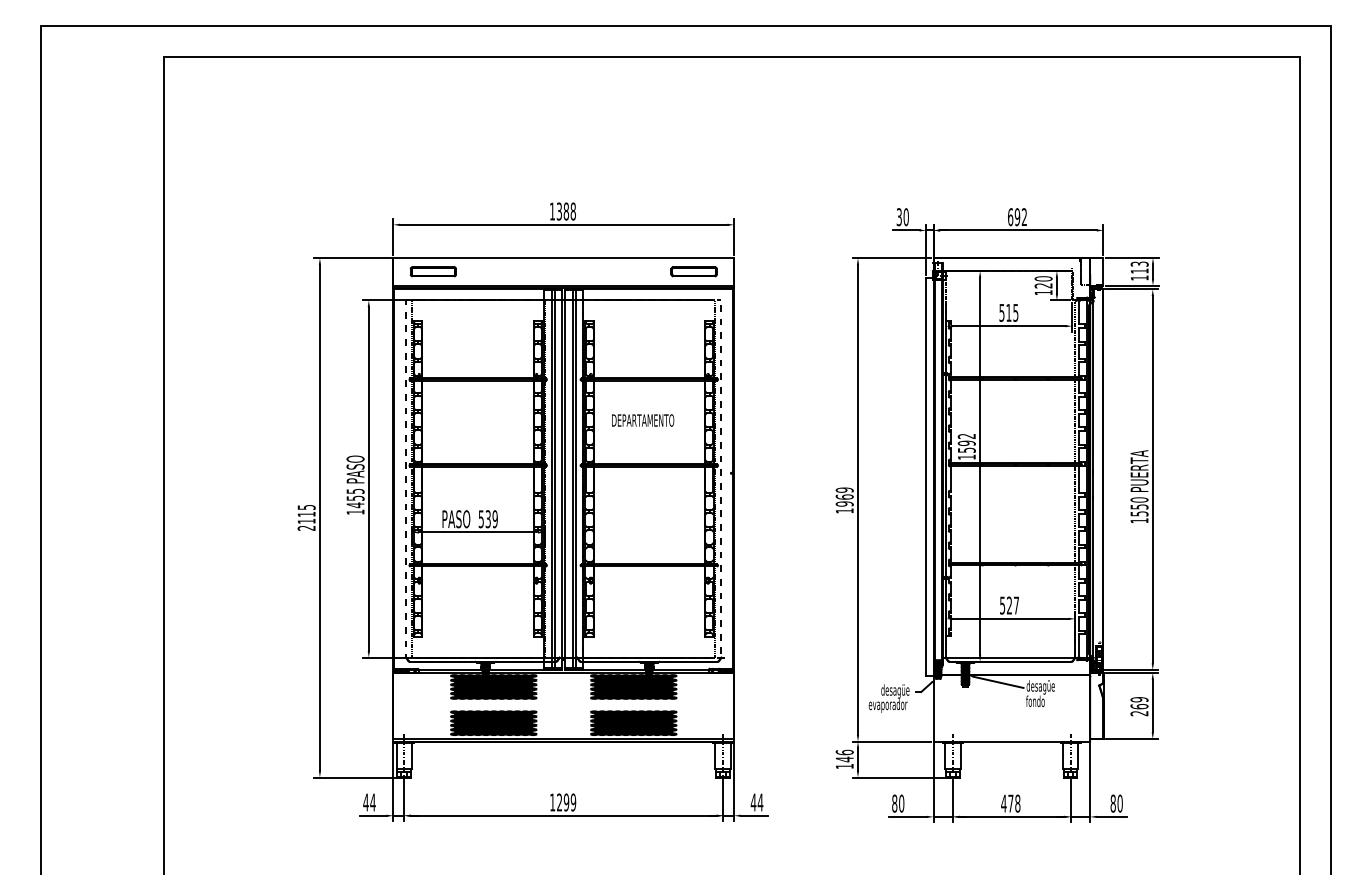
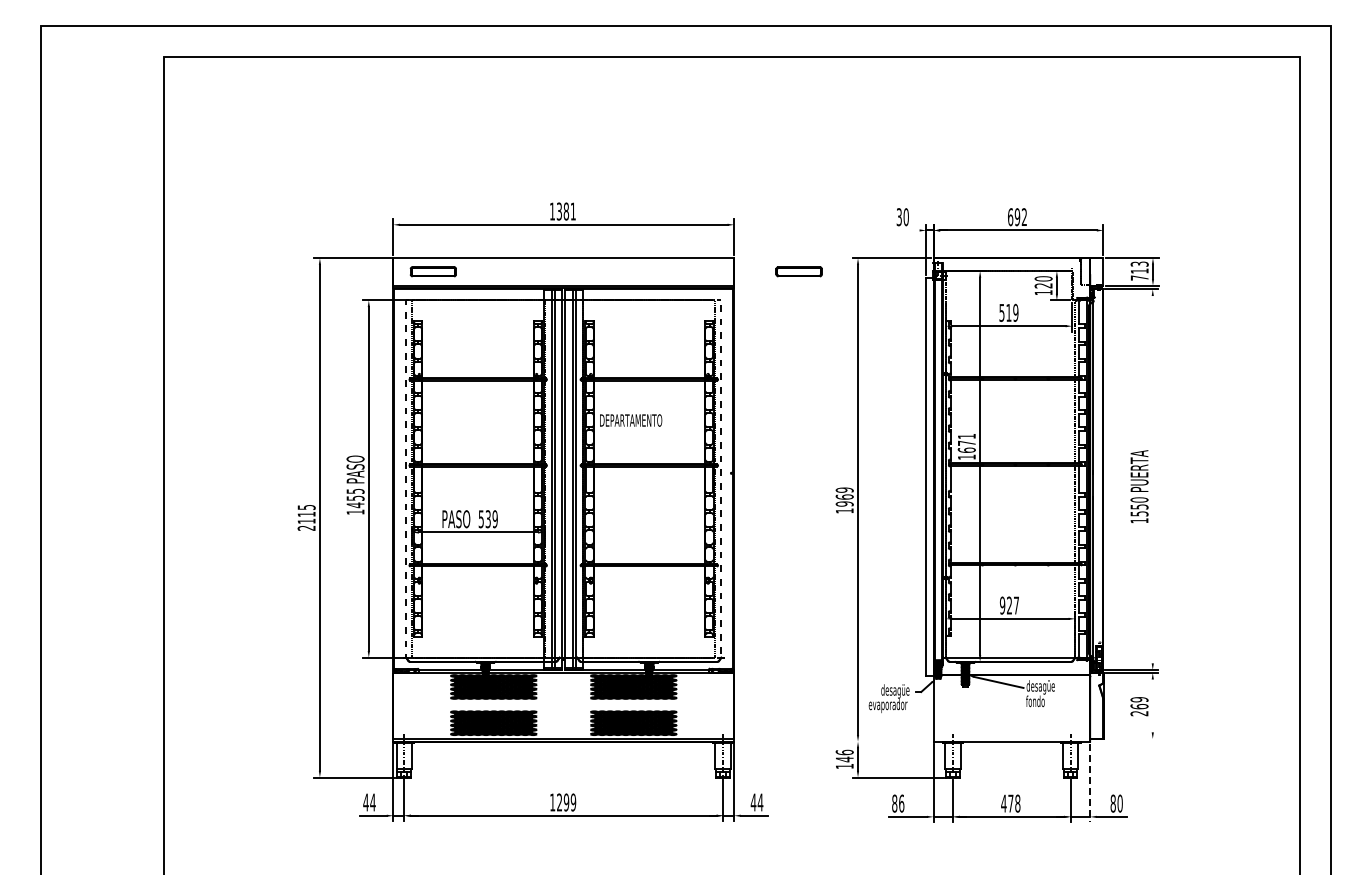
text: 1388 -> 1381 (572, 211)
line: present -> none (906, 230)
part position: (693, 271) -> (798, 271) (798, 271)
text: 113 -> 713 (1139, 277)
text: 515 -> 519 (1015, 312)
text position: (643, 420) -> (631, 420) (631, 420)
text: 1592 -> 1671 (966, 443)
line: present -> none (1152, 479)
text: 527 -> 927 (1002, 605)
line: present -> none (1152, 705)
line: present -> none (1132, 738)
line: present -> none (891, 741)
line: solid -> dashed (1090, 783)
text: 80 -> 86 (901, 803)
